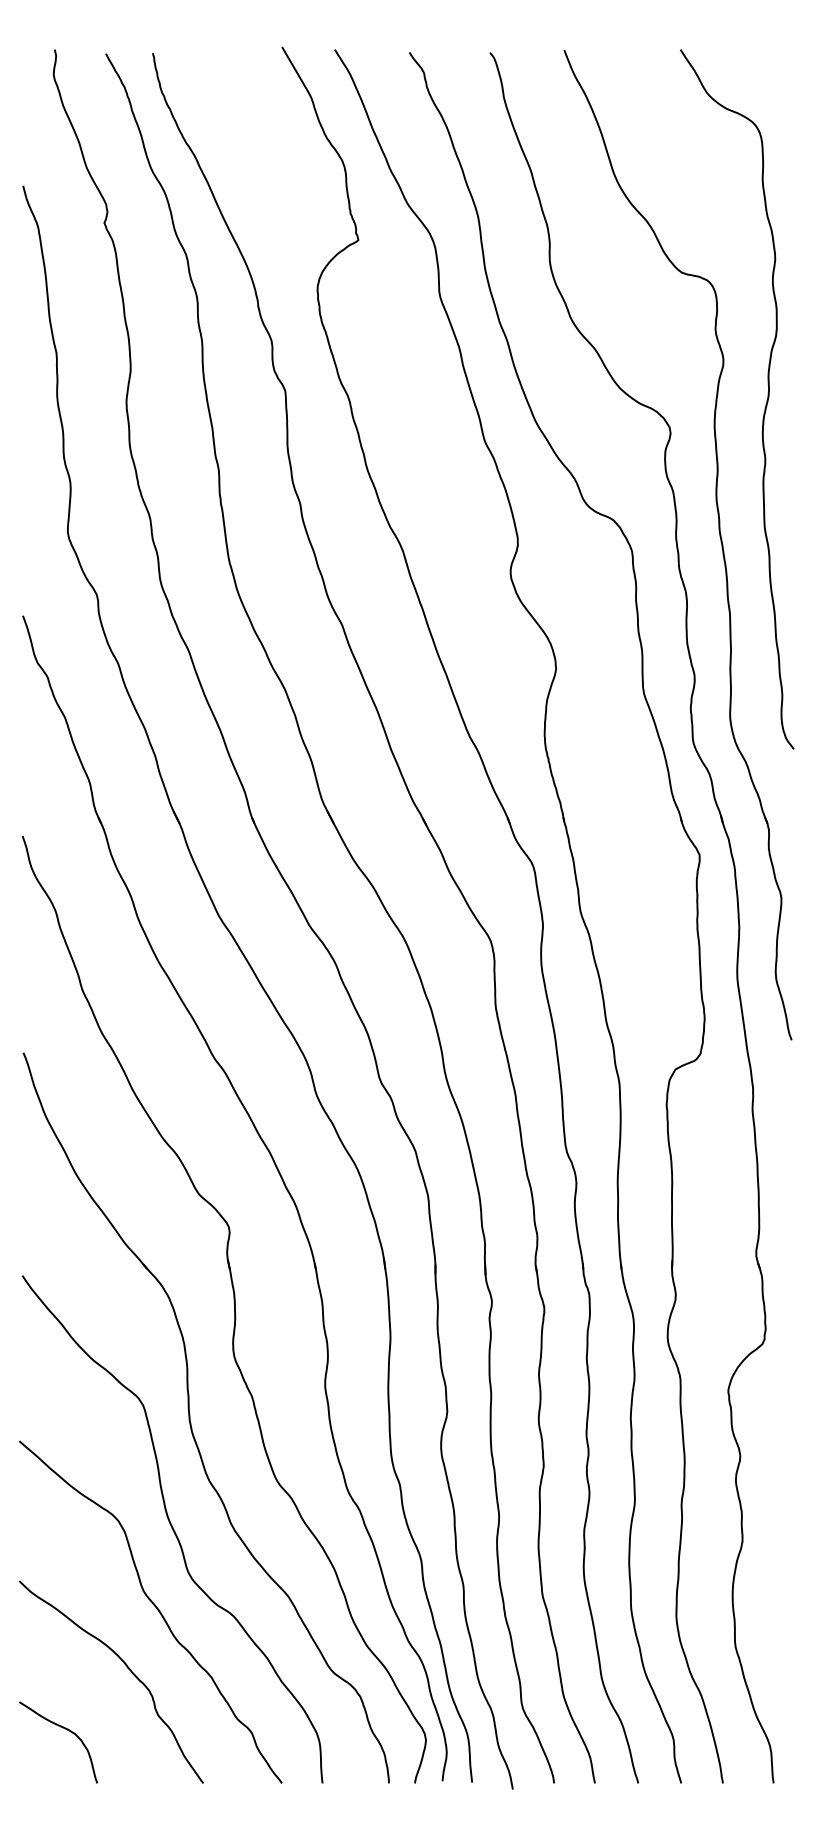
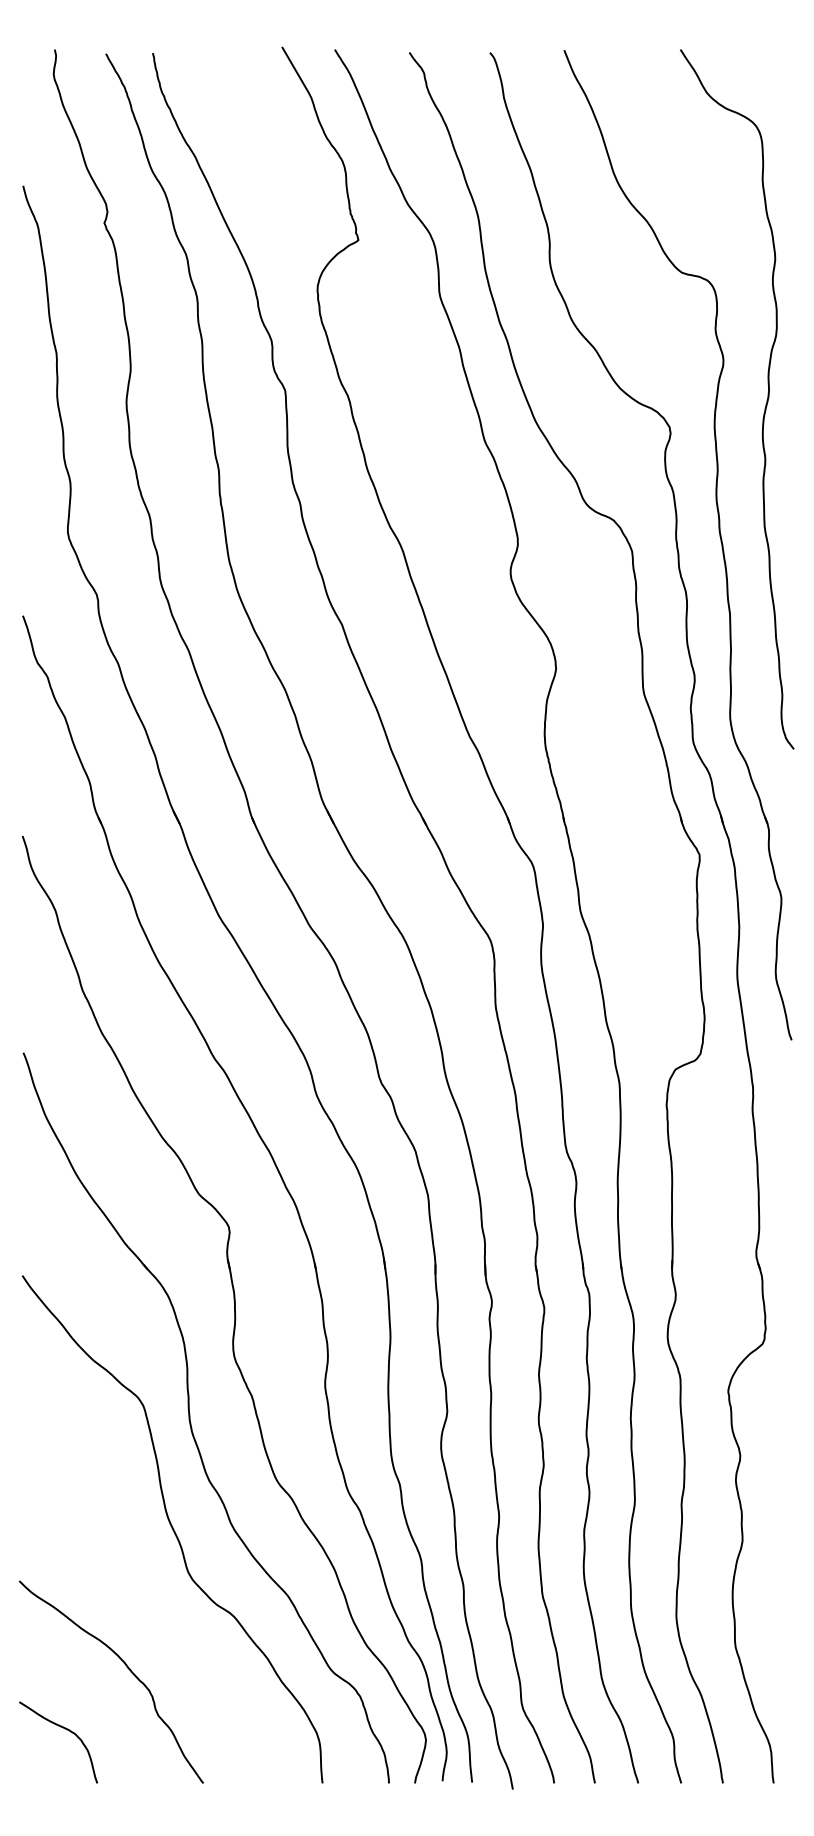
curve: present -> none (156, 1609)
